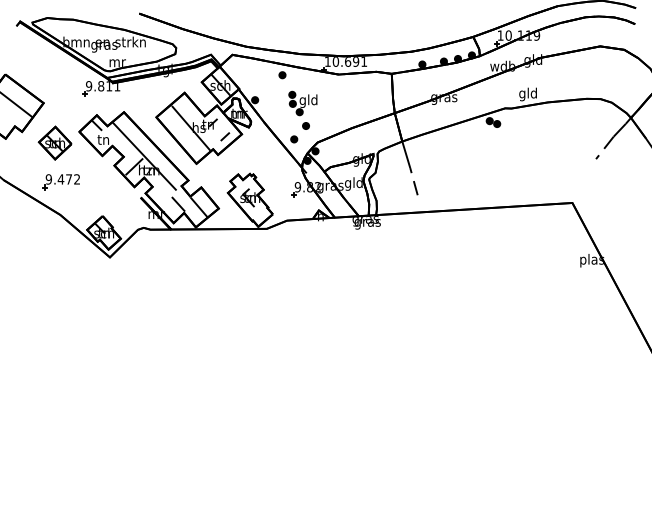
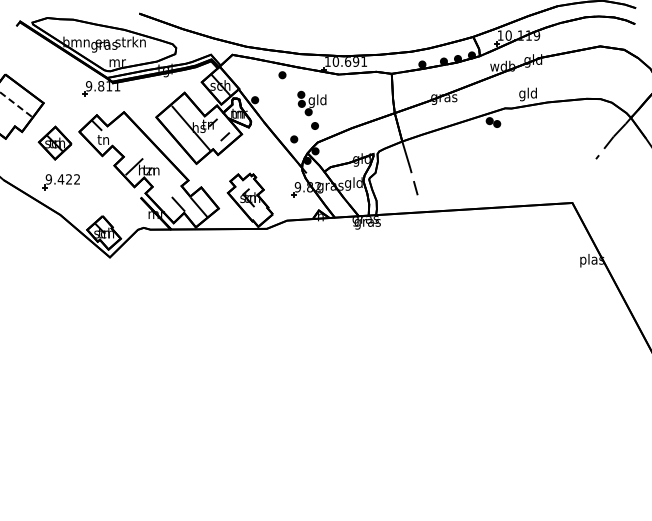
line: solid -> dashed (16, 104)
part position: (302, 109) -> (311, 109) (311, 109)
line: present -> none (144, 156)
text: 9.472 -> 9.422 (68, 179)
